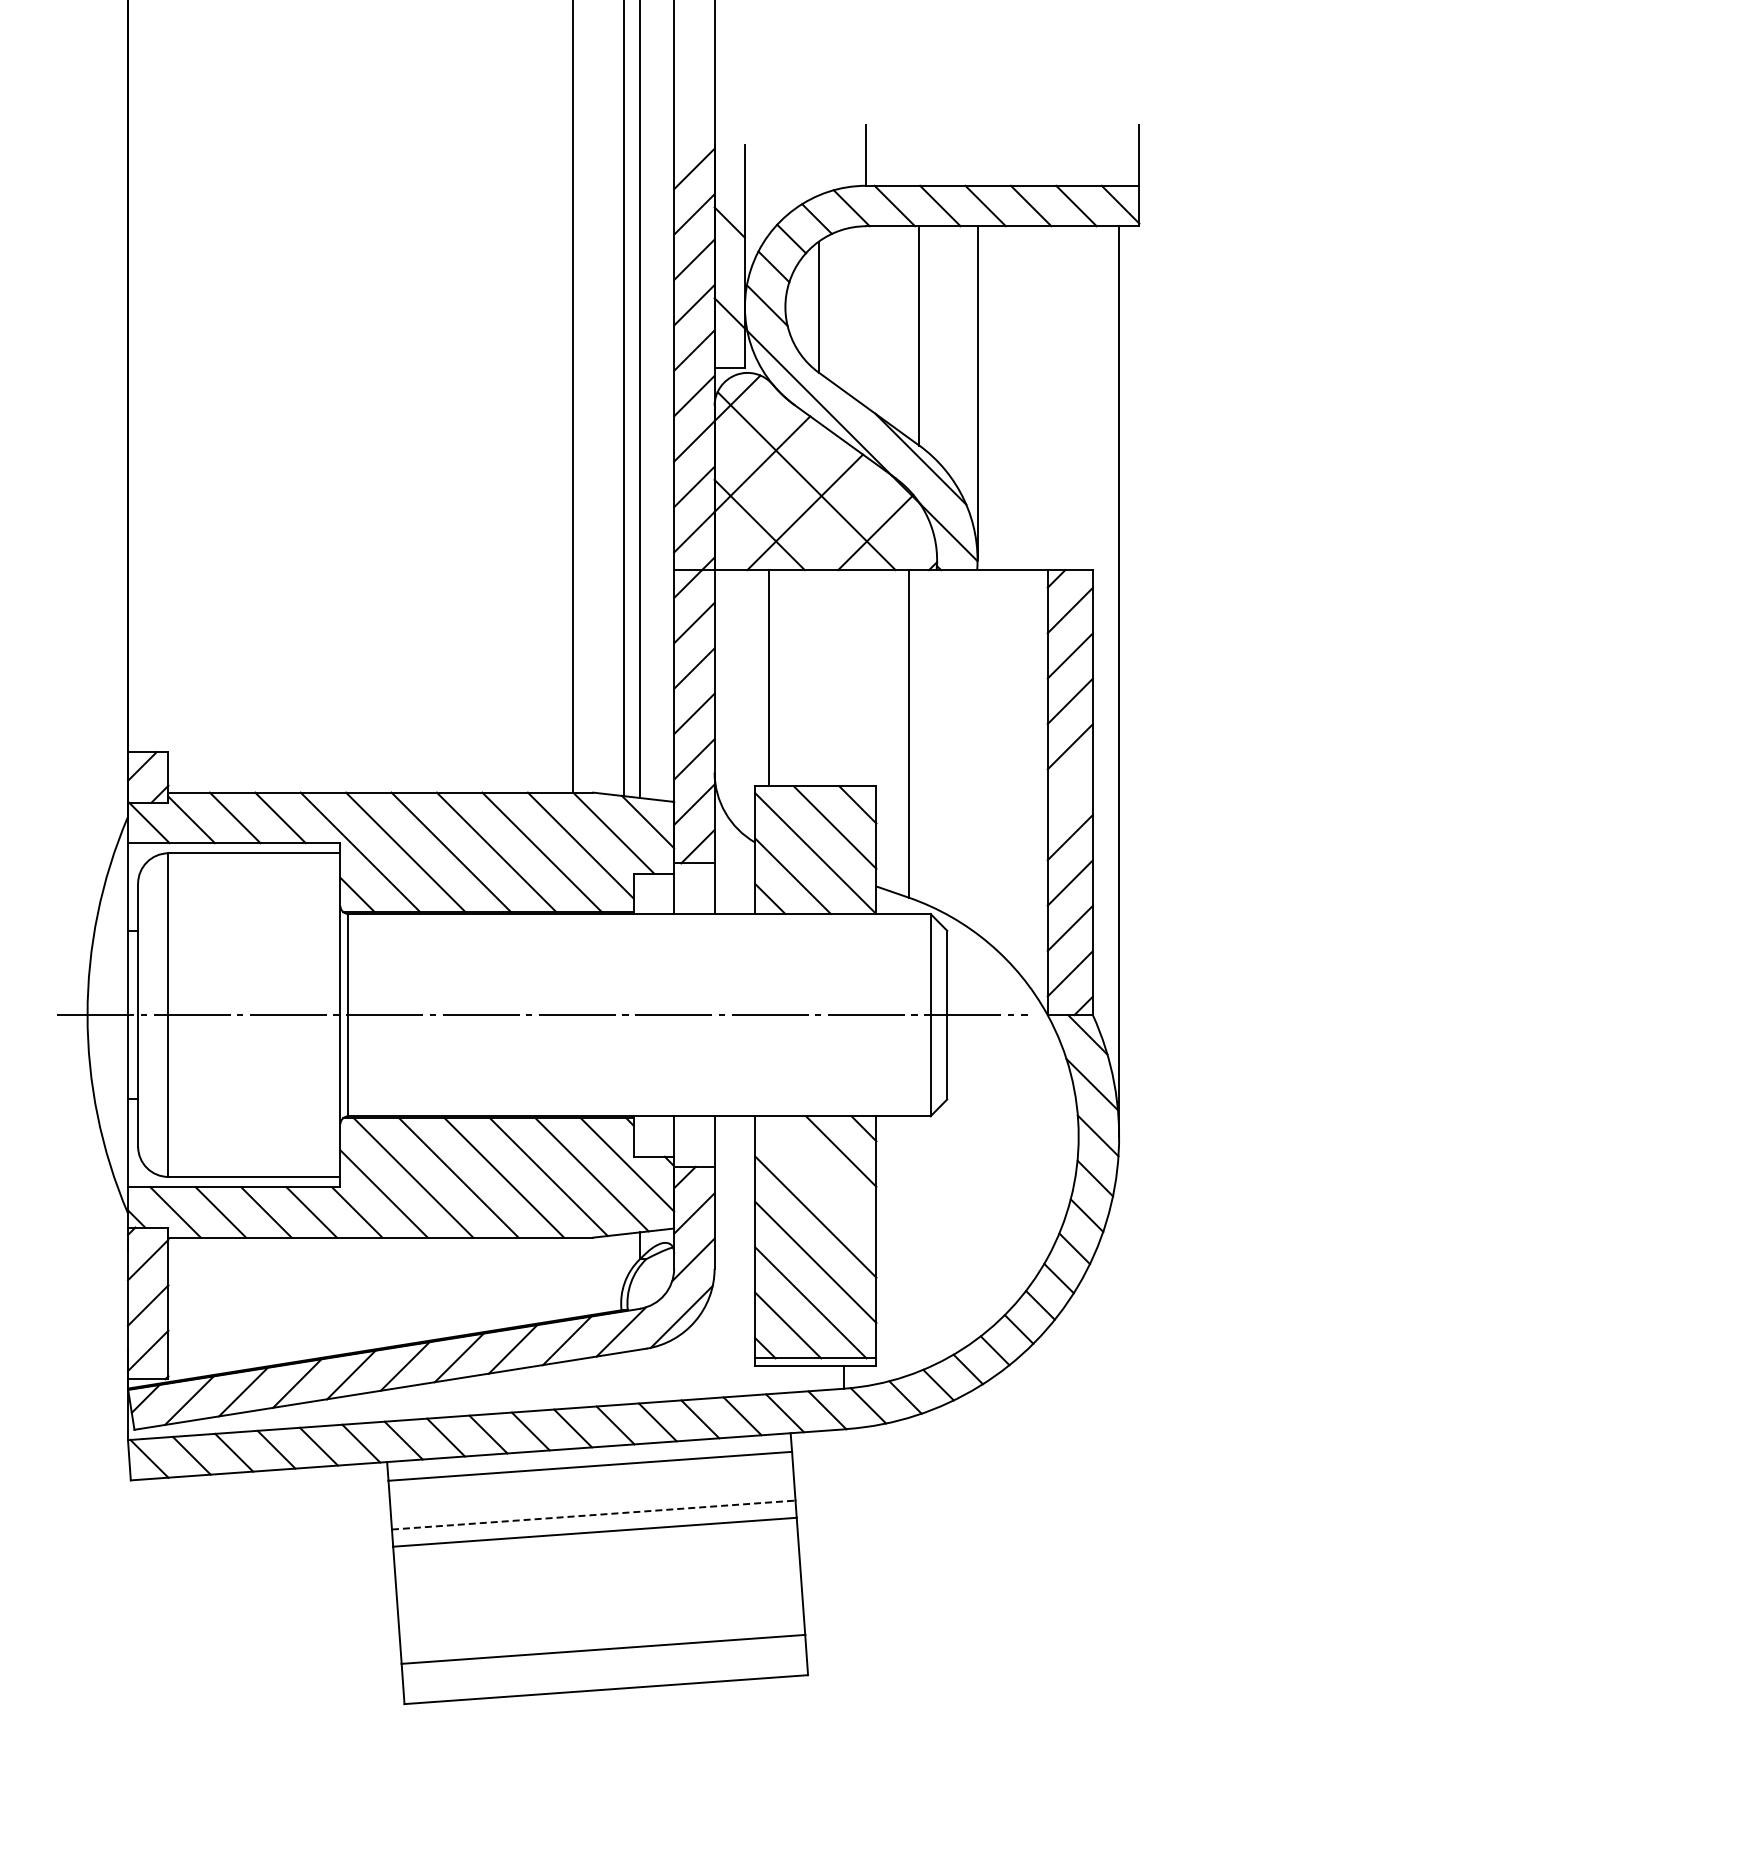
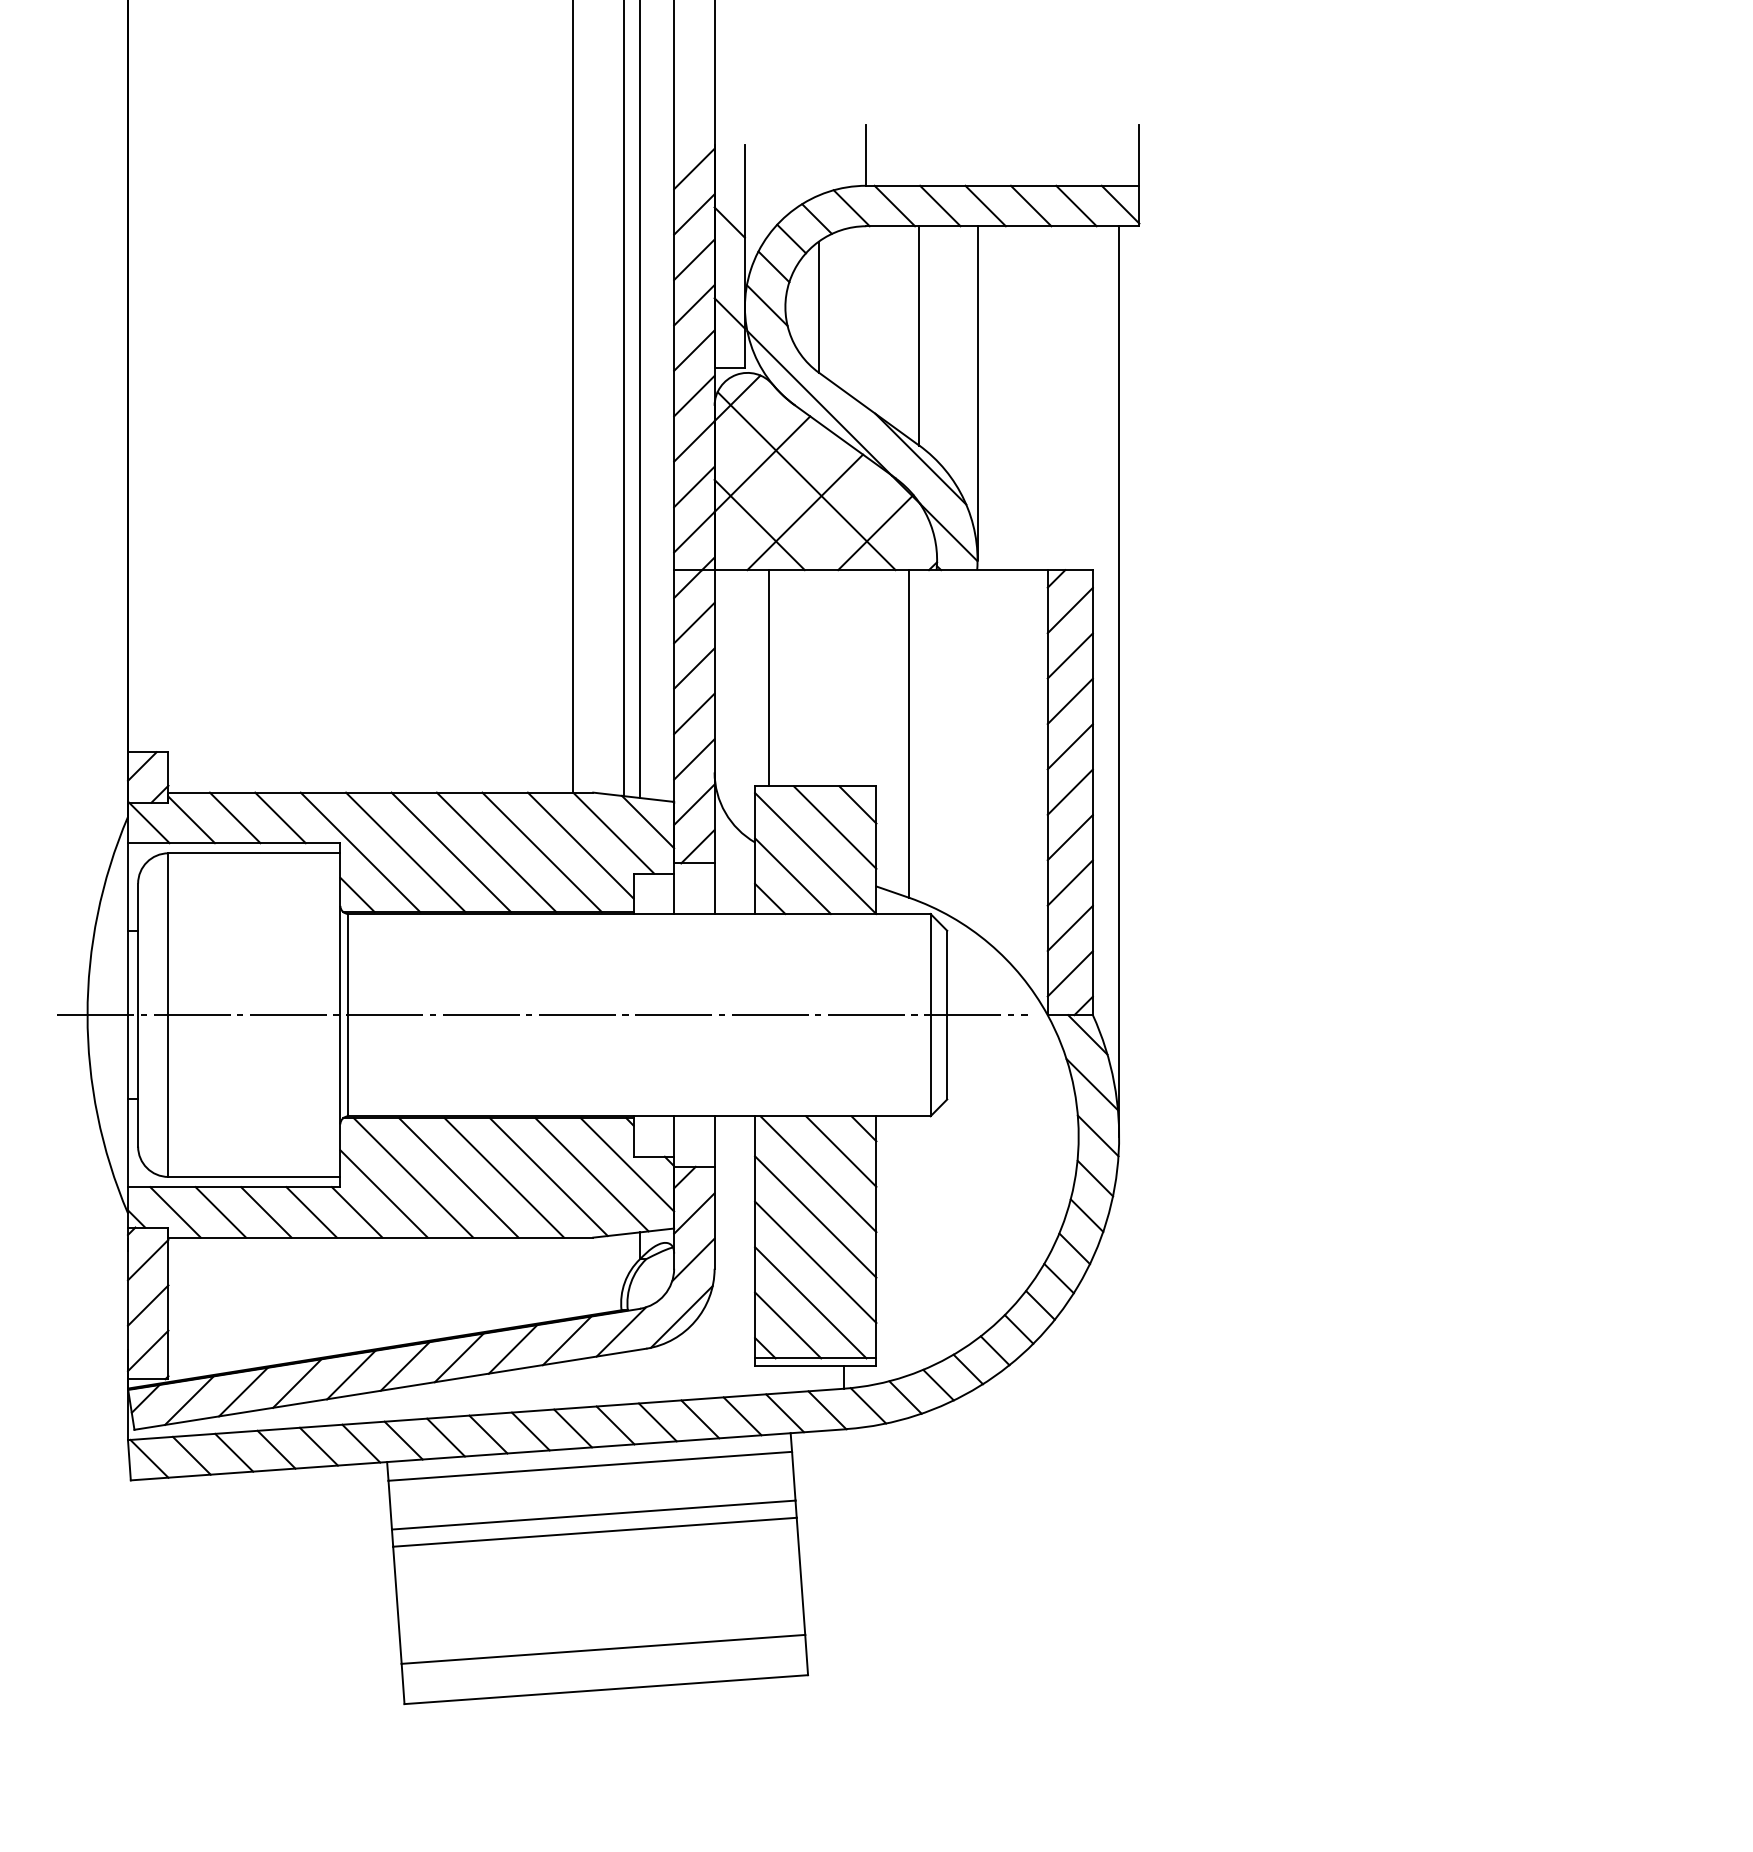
line: none -> present (1069, 791)
line: none -> present (818, 1174)
line: dashed -> solid (594, 1515)
